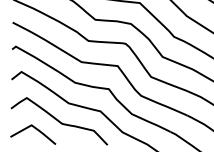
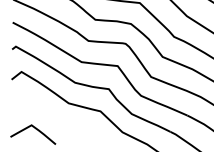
curve: present -> none (59, 121)
